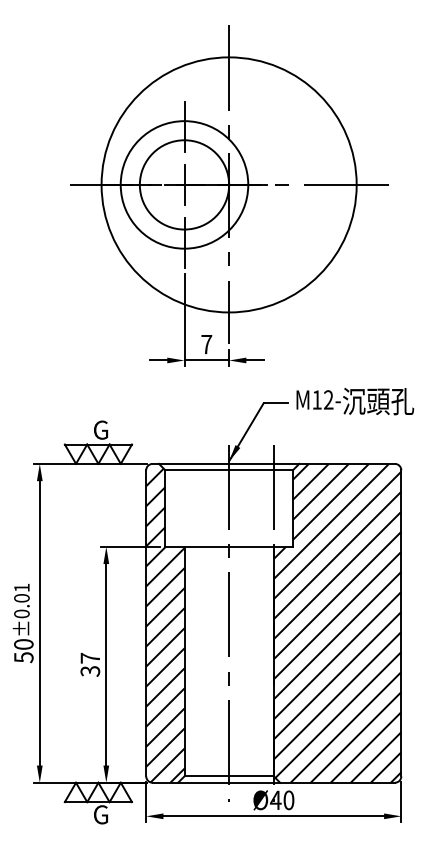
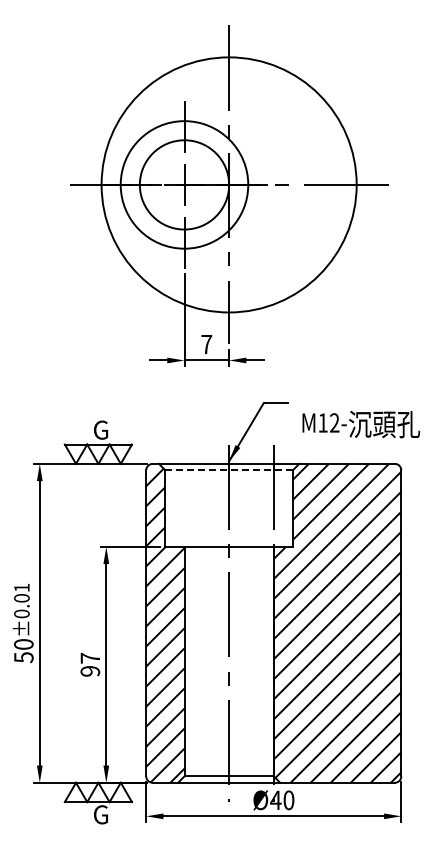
text position: (355, 401) -> (361, 424) (361, 424)
line: solid -> dashed (229, 470)
text: 37 -> 97 (90, 671)
